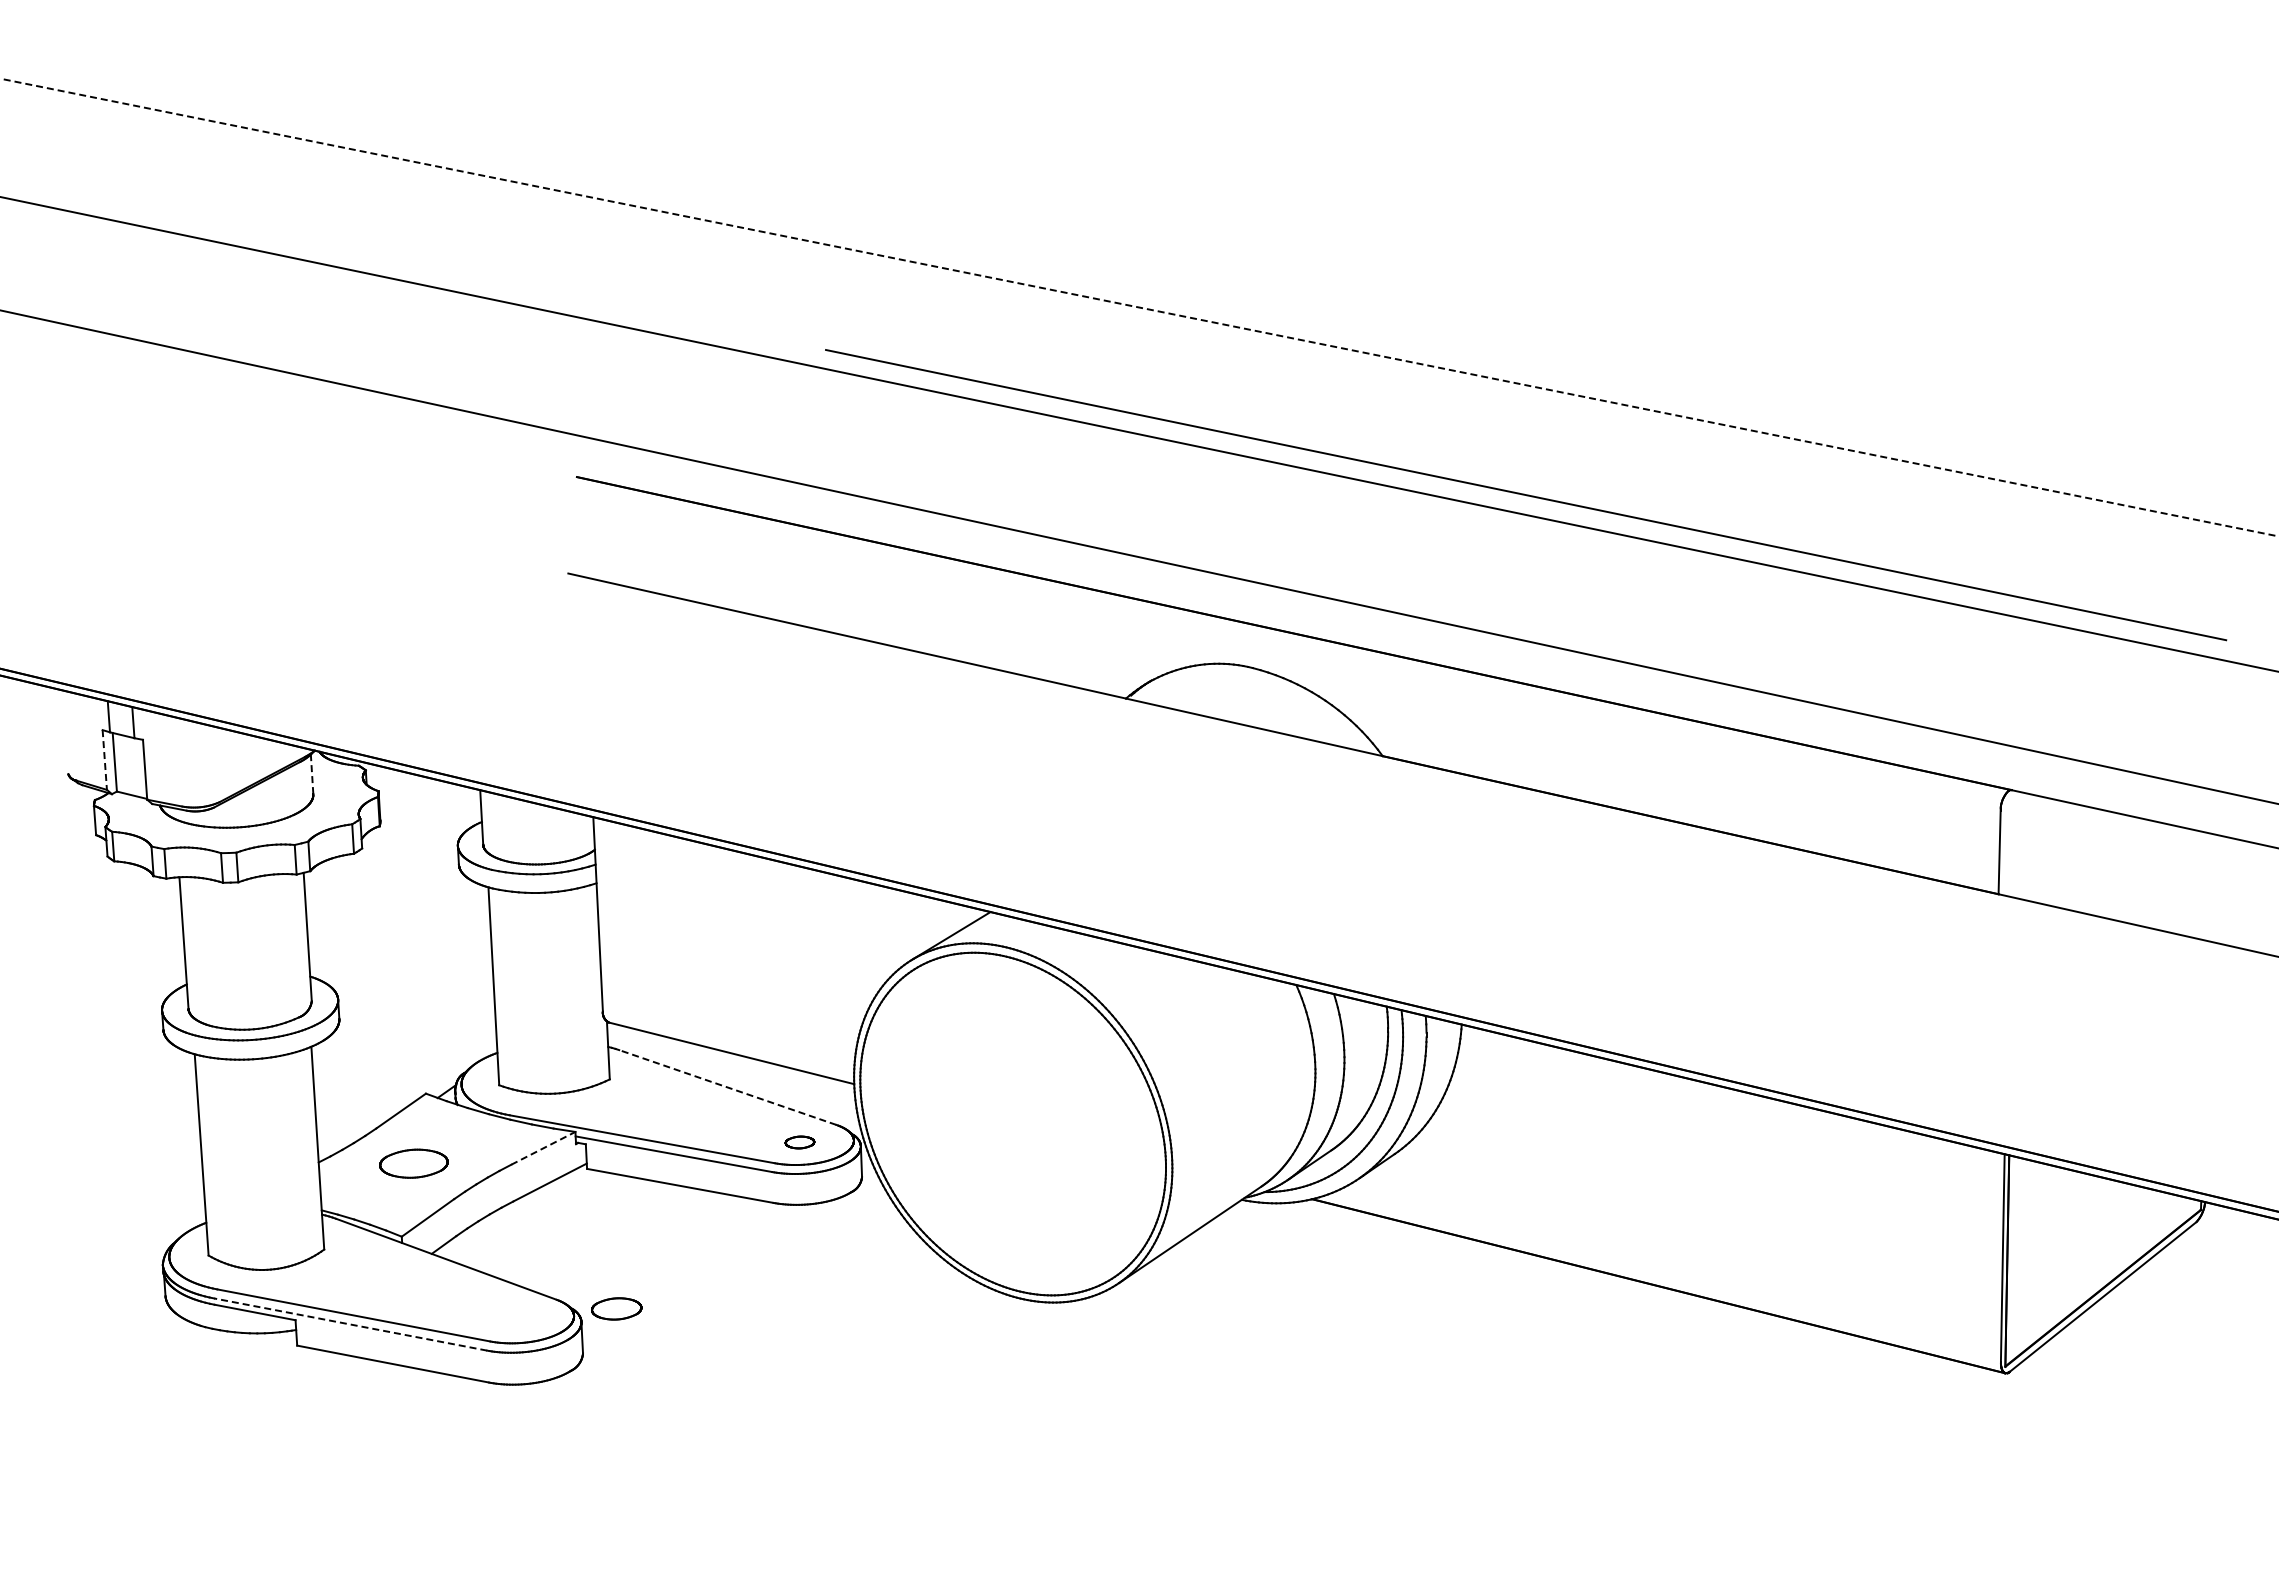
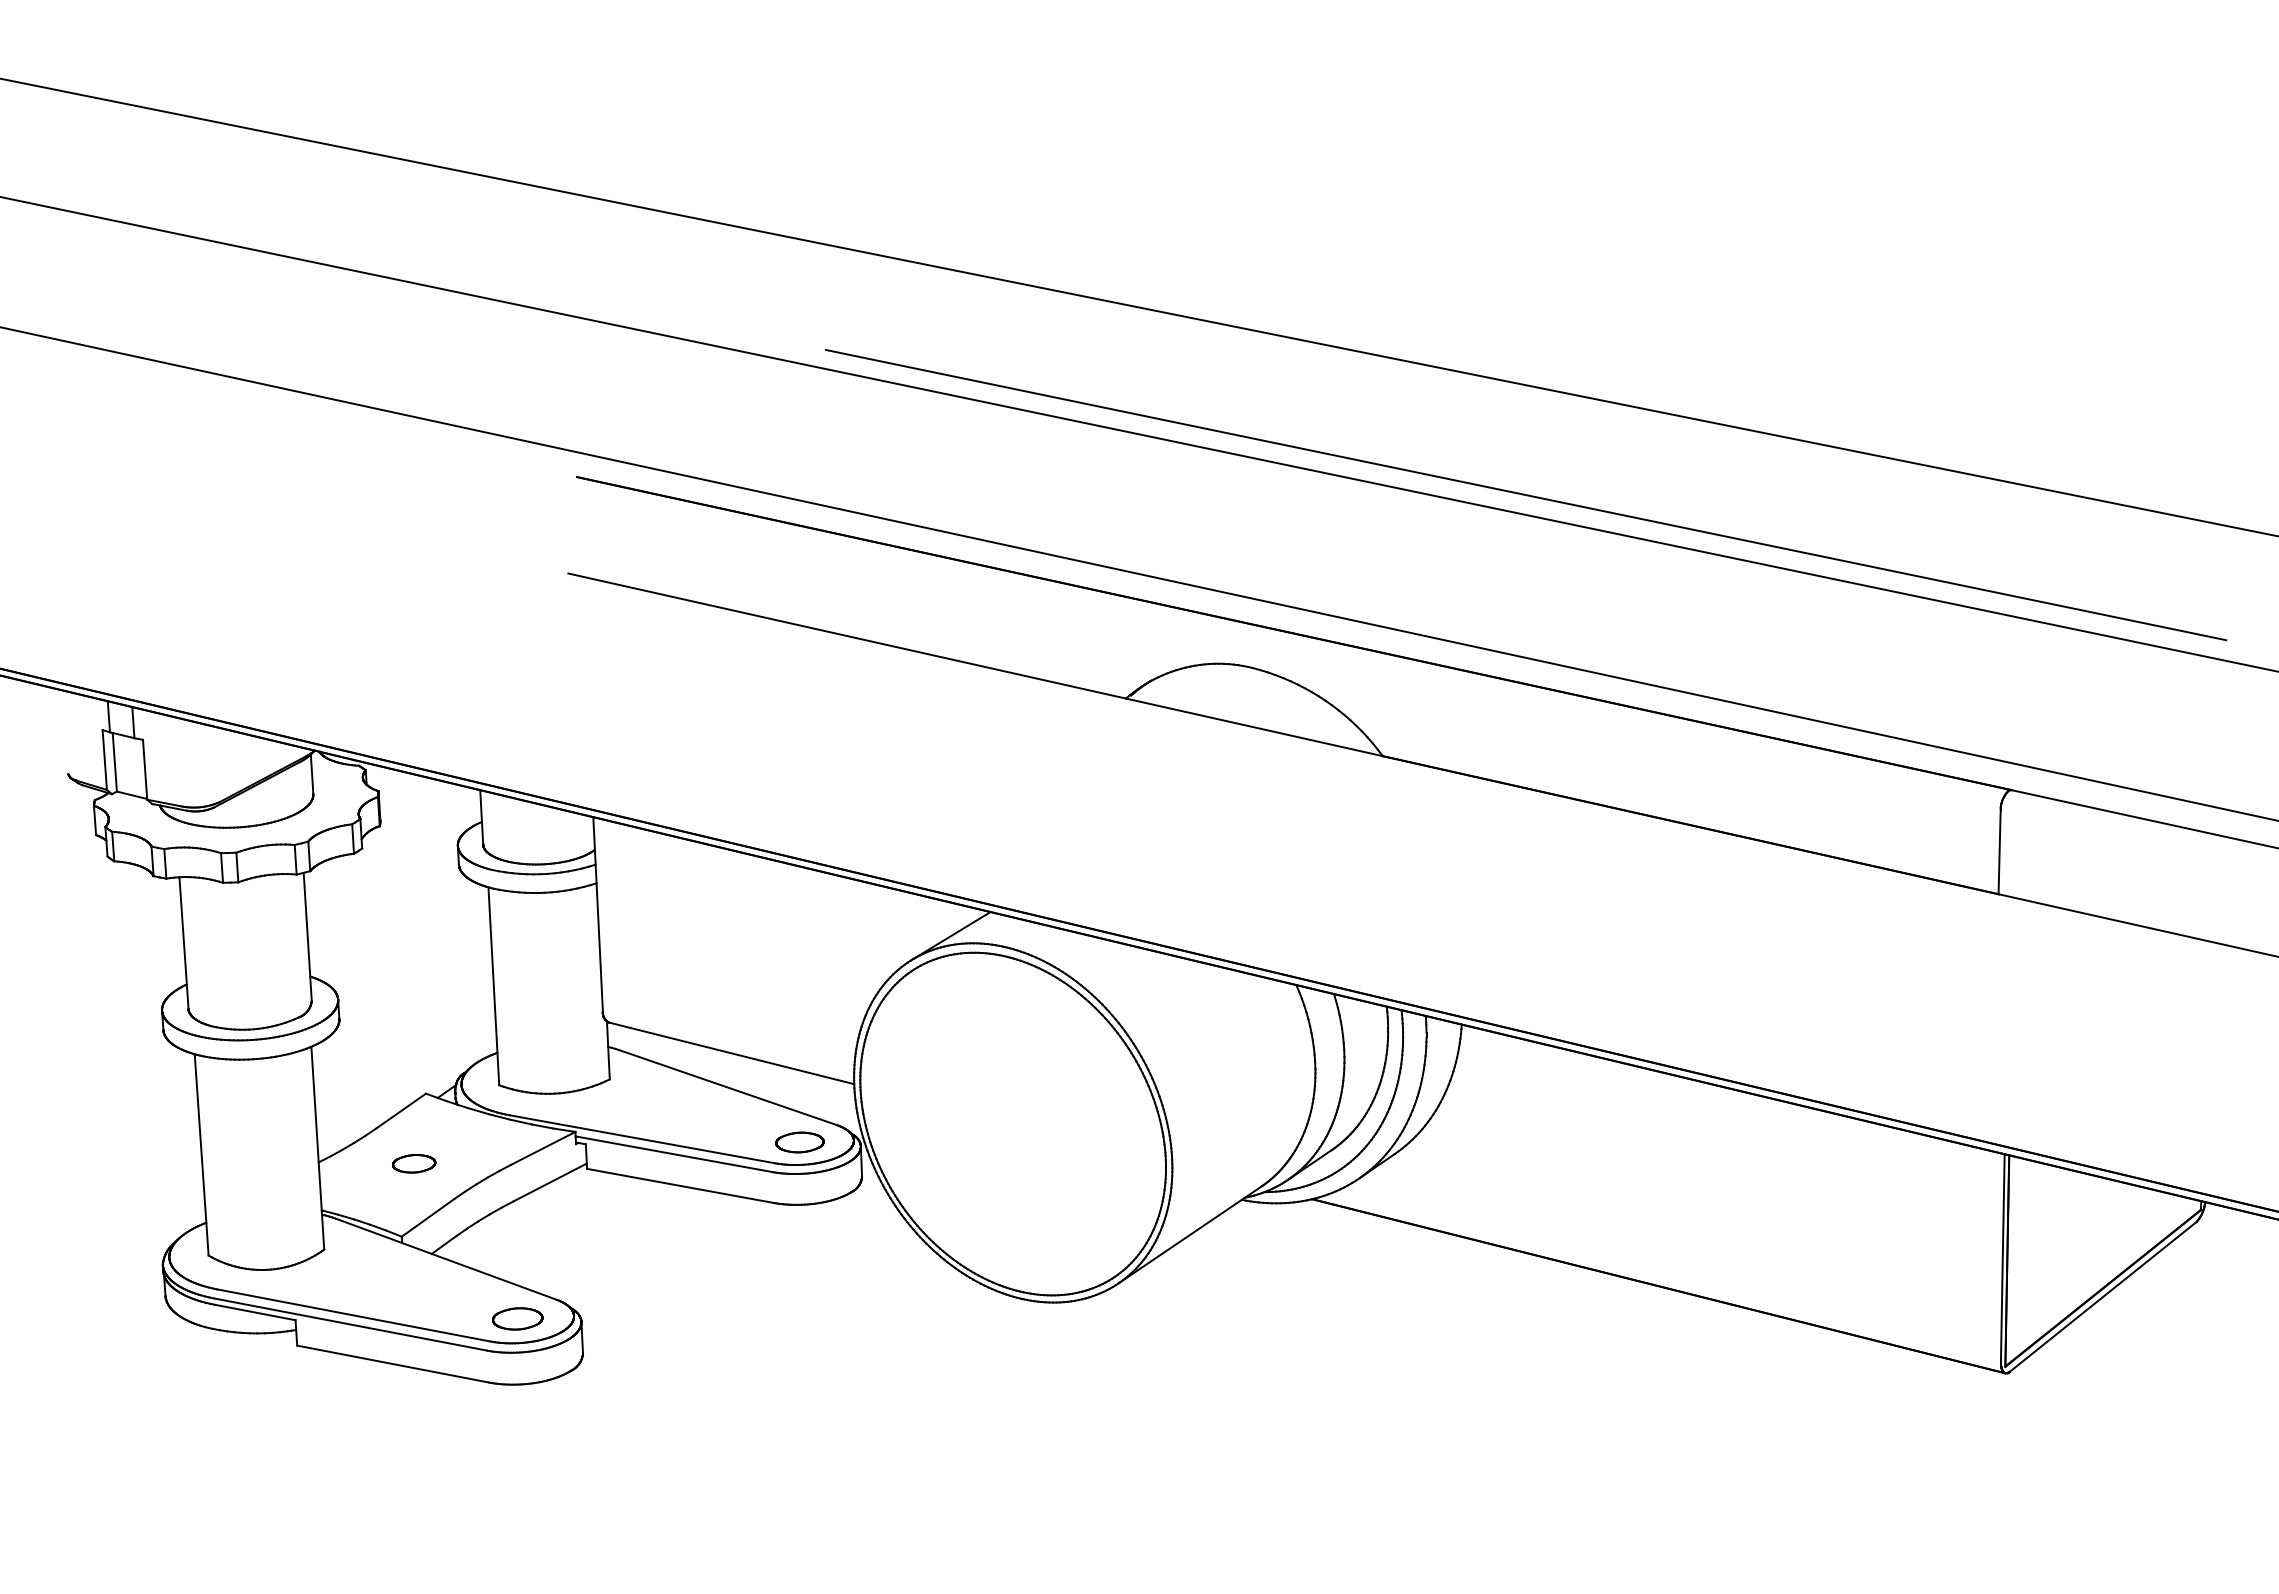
line: dashed -> solid (1139, 307)
line position: (1138, 556) -> (1138, 573) (1138, 573)
line: dashed -> solid (104, 760)
line: dashed -> solid (312, 774)
line: dashed -> solid (727, 1087)
part size: 32x15 px -> 50x23 px (799, 1142)
line: dashed -> solid (543, 1148)
part size: 70x31 px -> 45x20 px (414, 1163)
part position: (616, 1308) -> (517, 1318) (517, 1318)
line: dashed -> solid (350, 1324)
